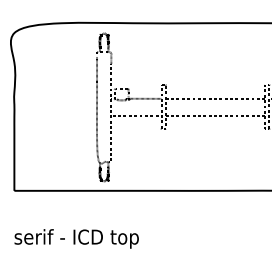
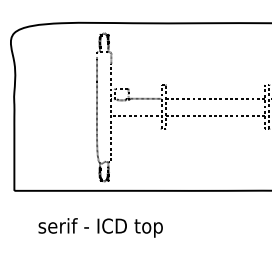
text position: (76, 238) -> (100, 227) (100, 227)
